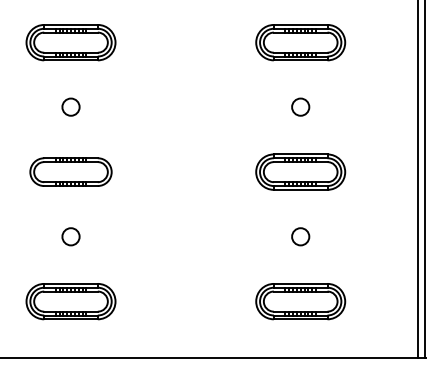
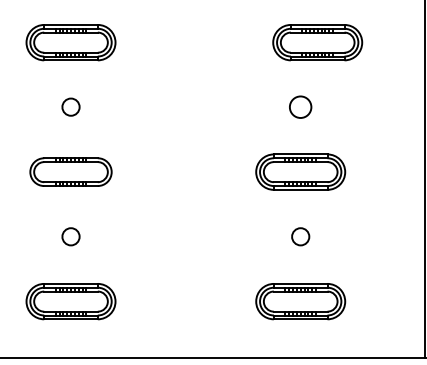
part position: (300, 42) -> (317, 42) (317, 42)
circle size: 20x20 px -> 24x24 px (300, 106)
line: present -> none (417, 179)
